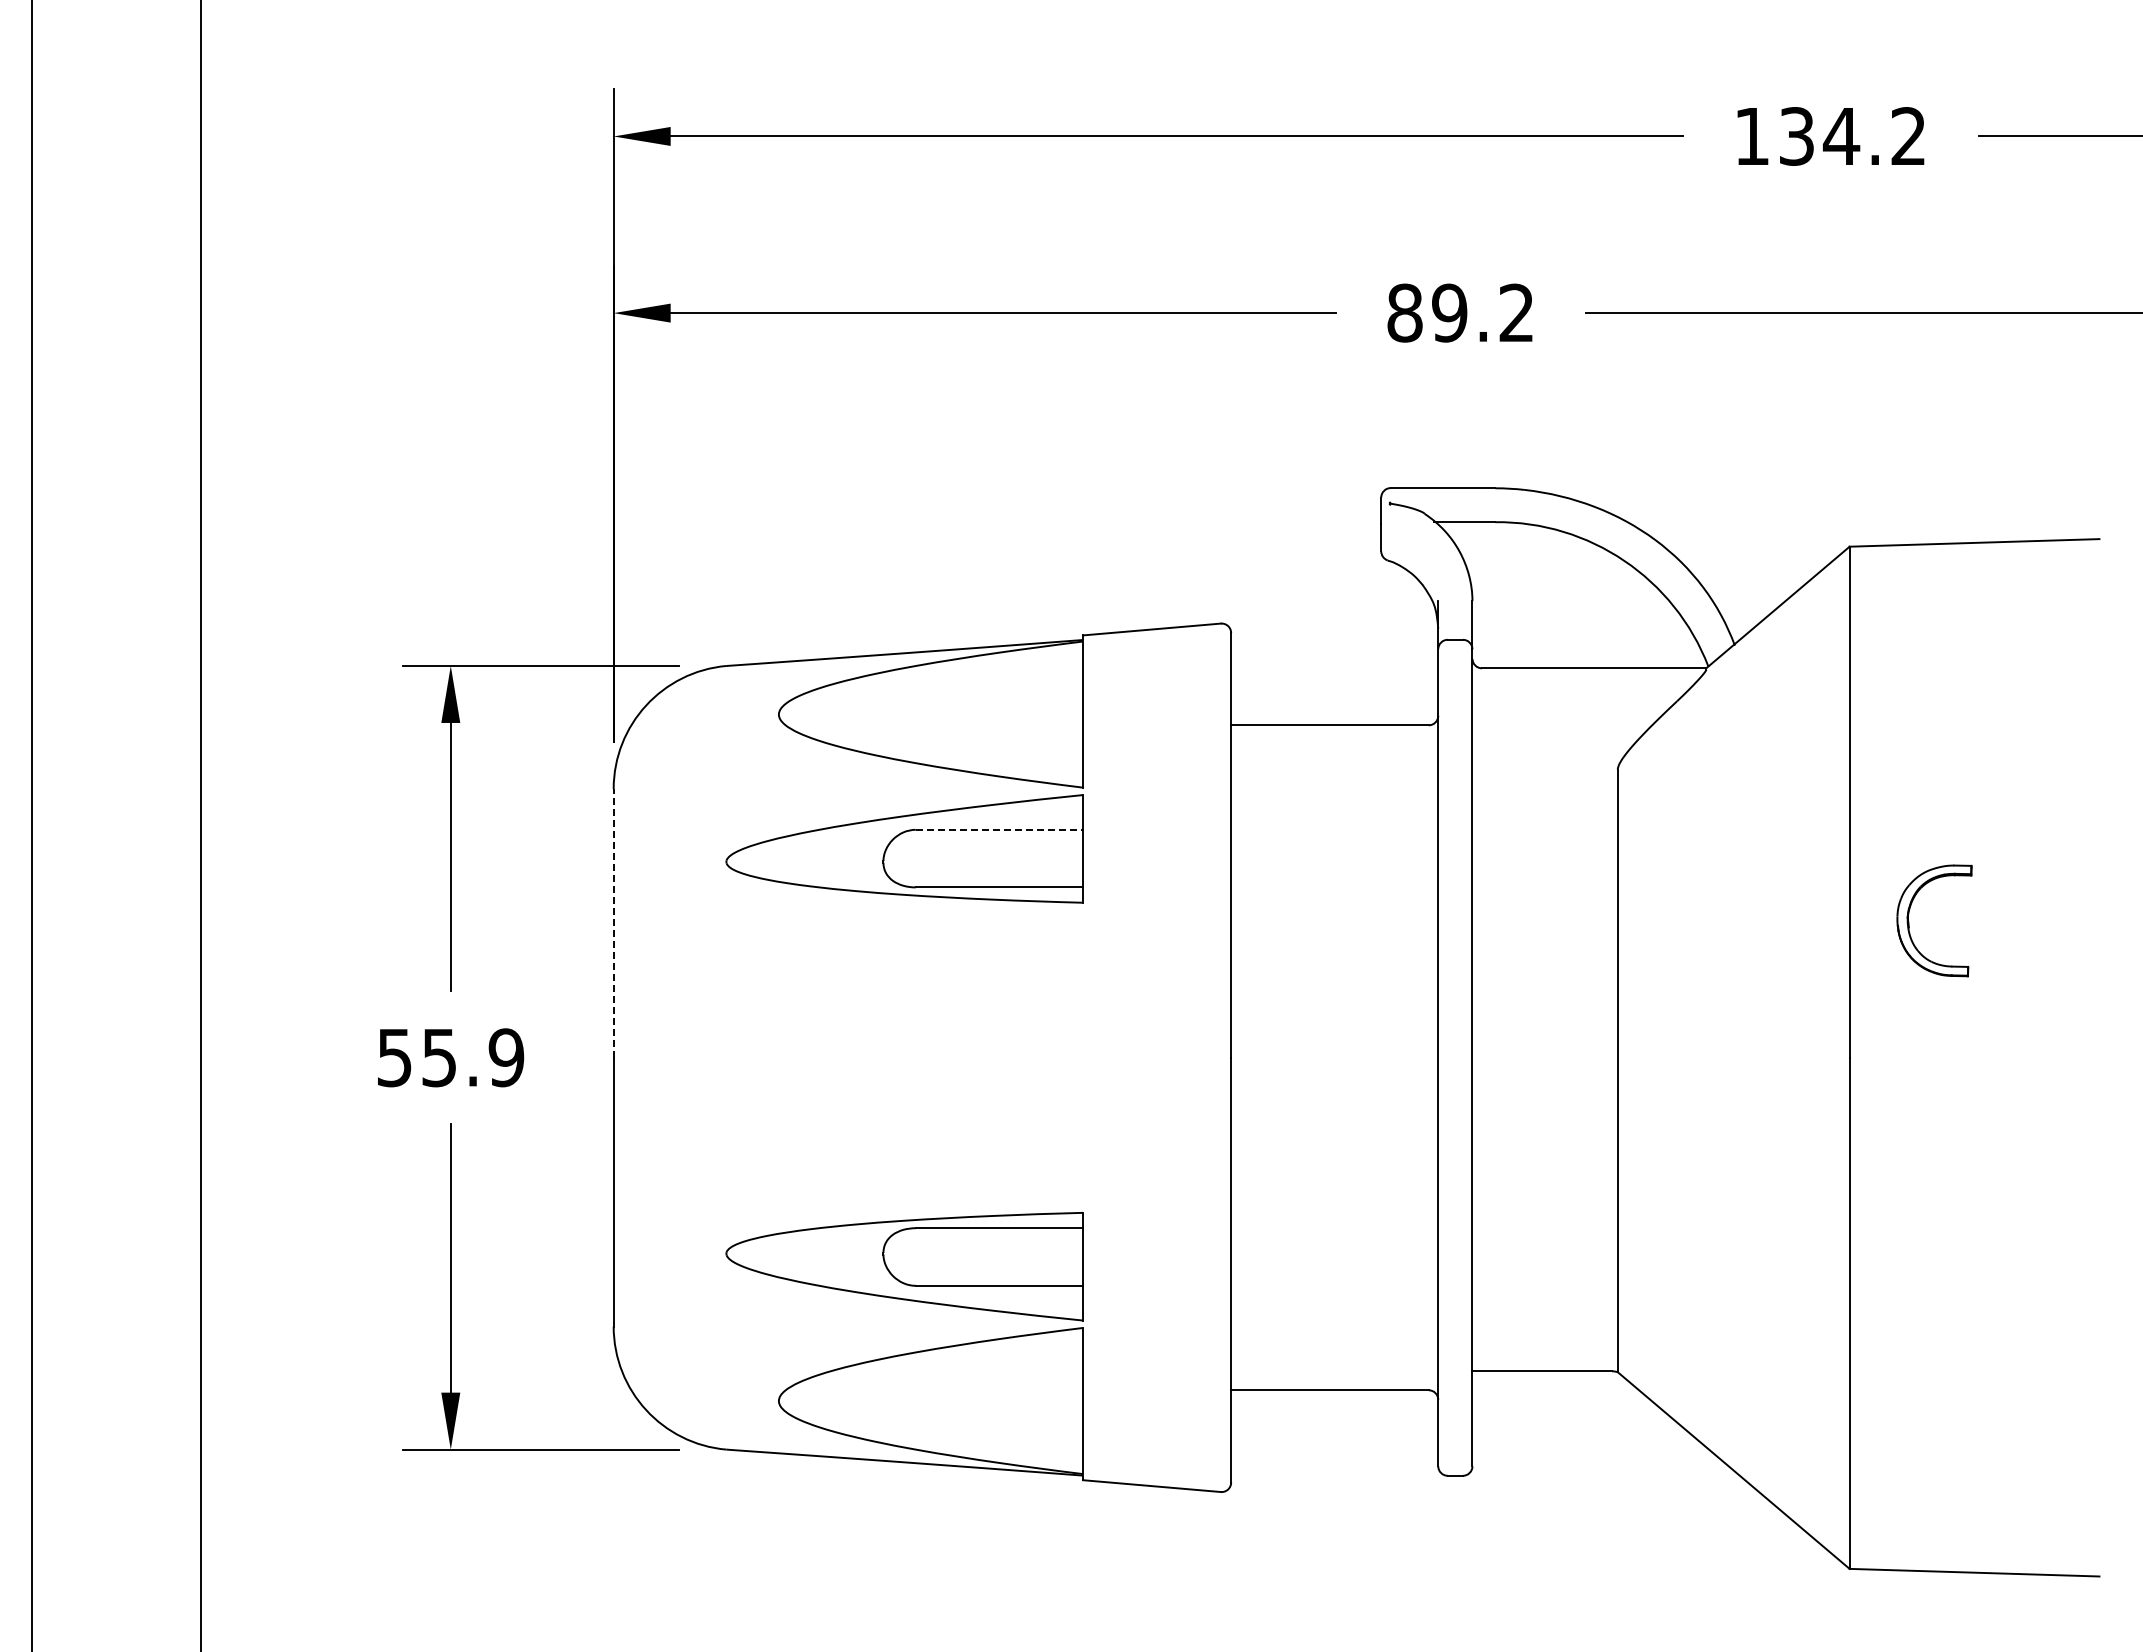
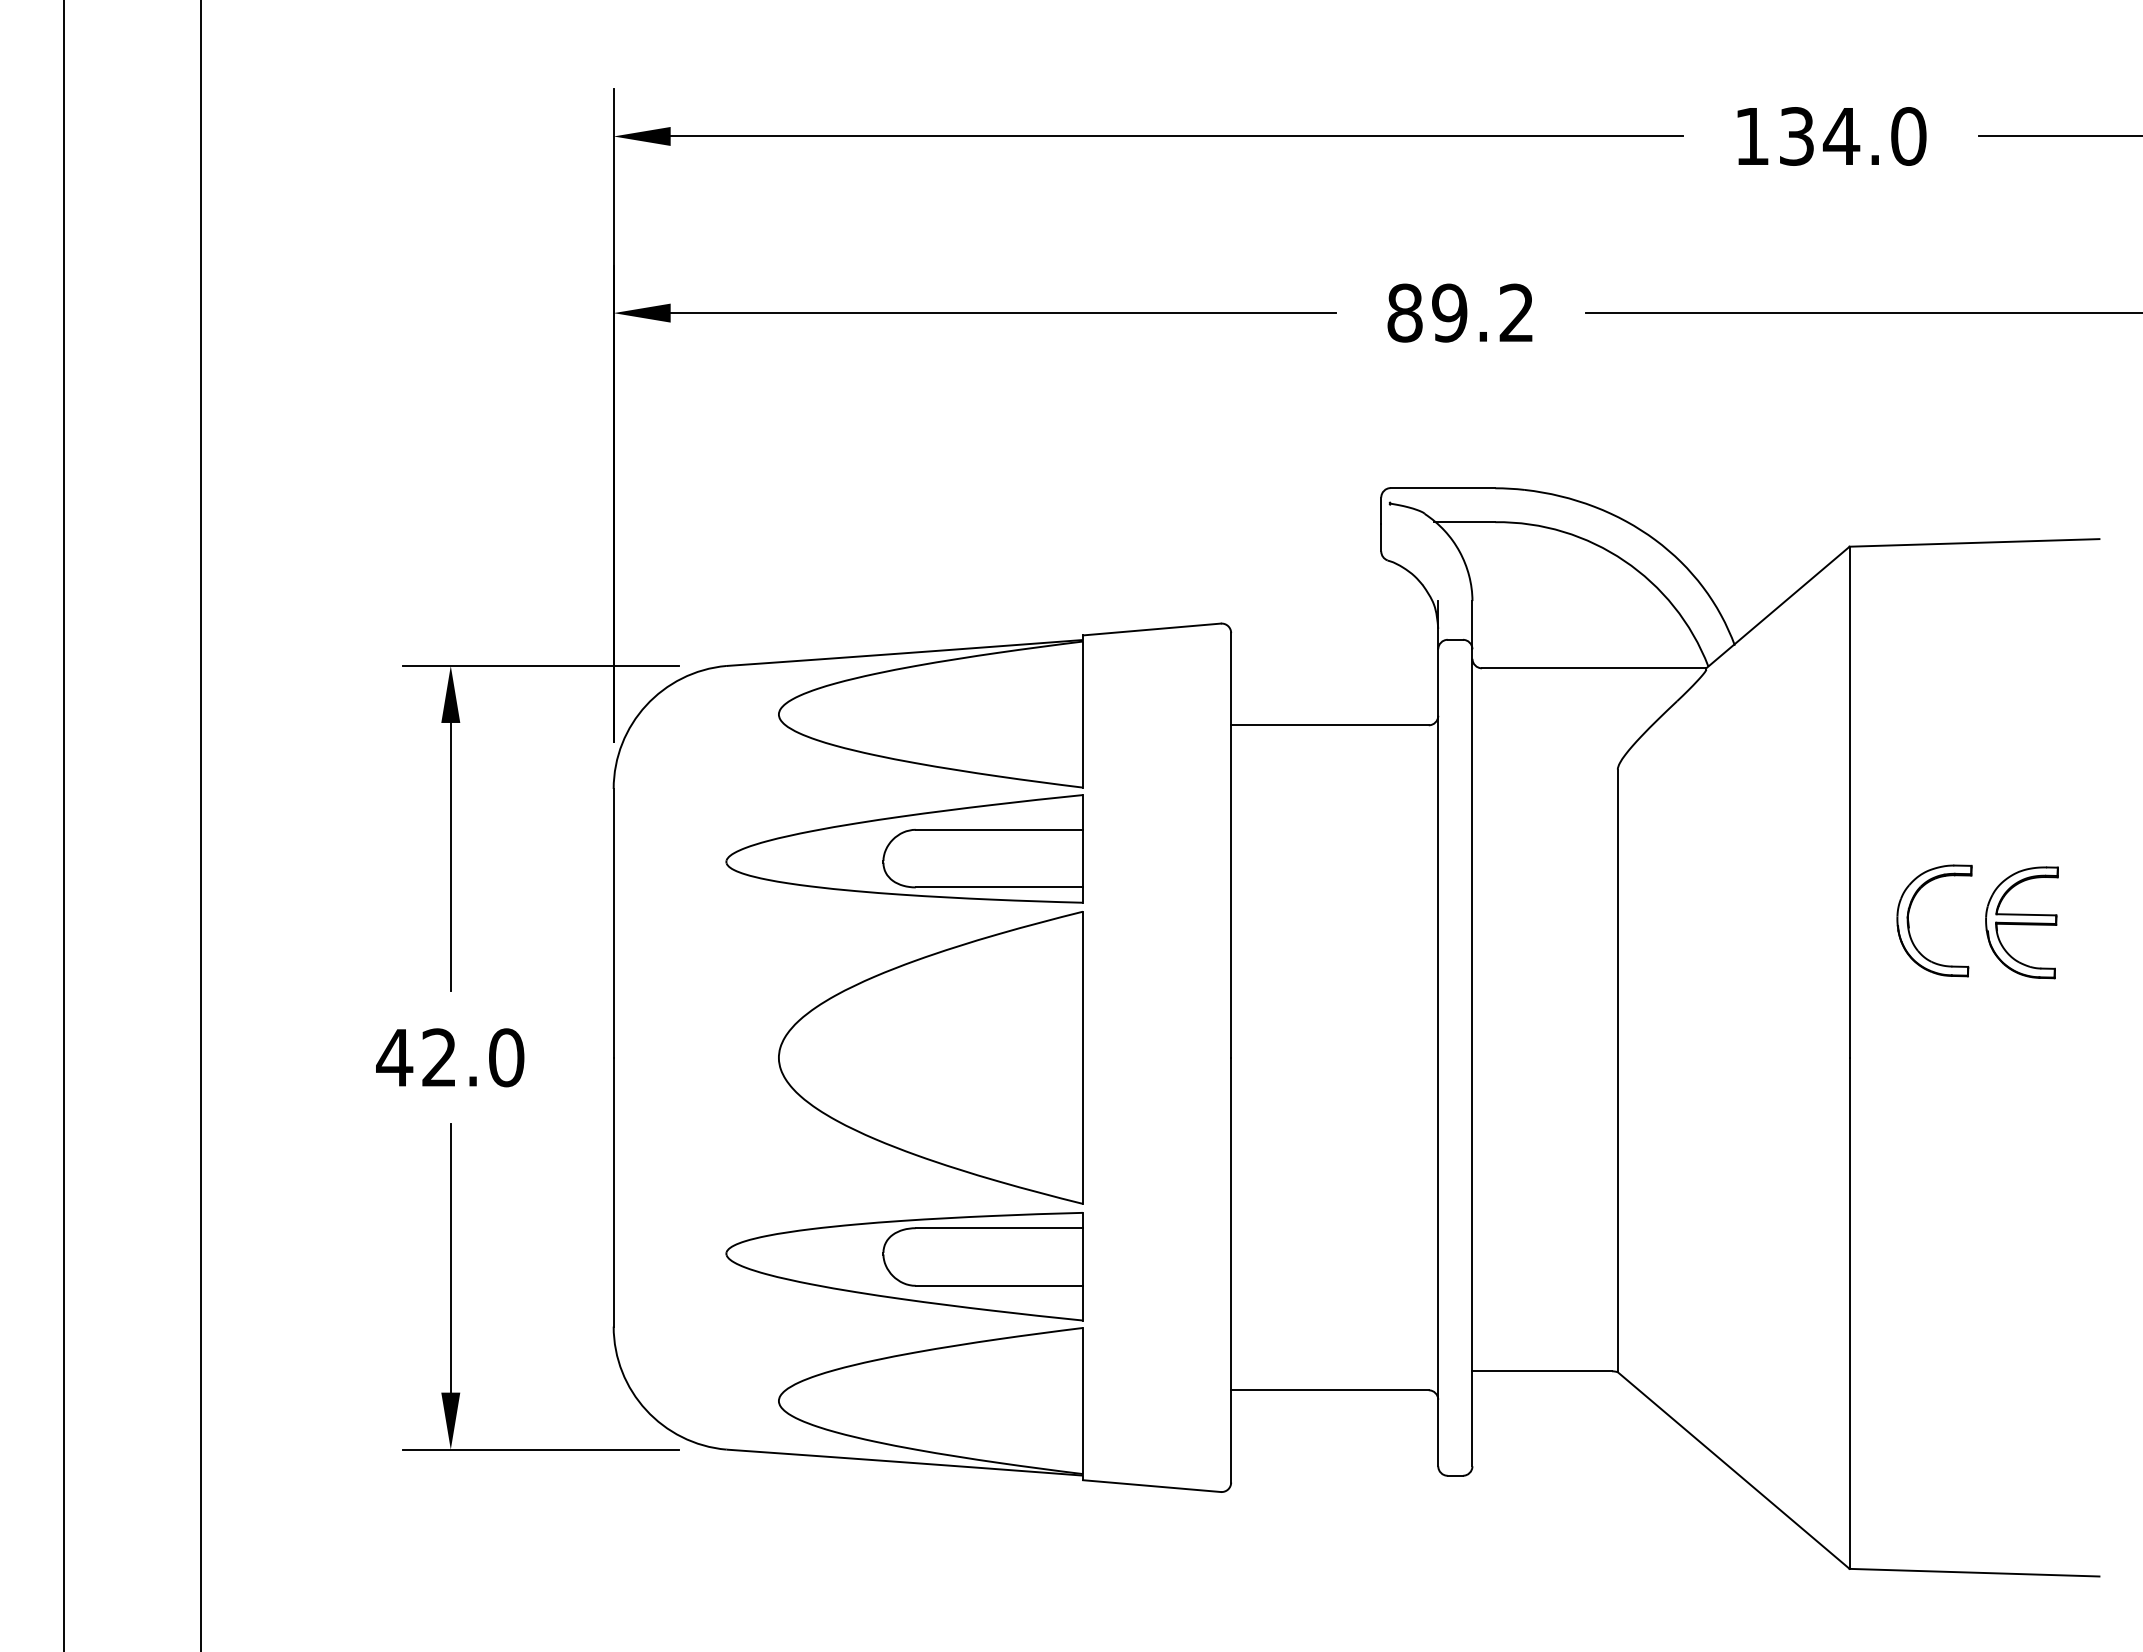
text: 134.2 -> 134.0 (1908, 136)
line position: (32, 825) -> (64, 825) (64, 825)
line: dashed -> solid (999, 829)
line: dashed -> solid (613, 922)
part: none -> present (2021, 922)
text: 55.9 -> 42.0 (450, 1057)
part: none -> present (930, 1057)
